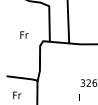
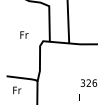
text position: (17, 95) -> (17, 90) (17, 90)
